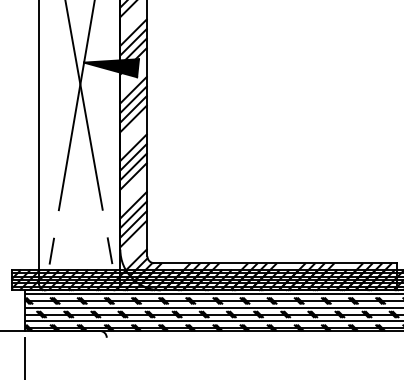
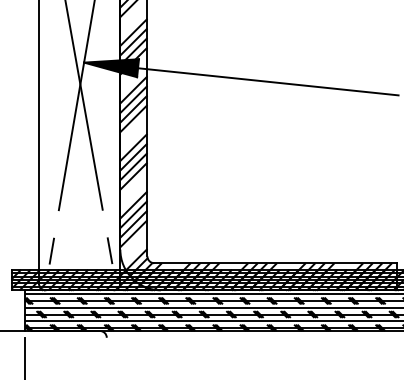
line: none -> present (268, 81)
